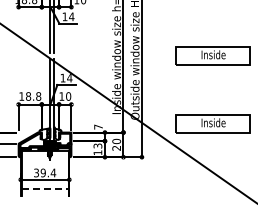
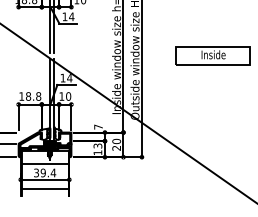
part: present -> none (212, 123)
line: none -> present (44, 163)
line: dashed -> solid (45, 188)
